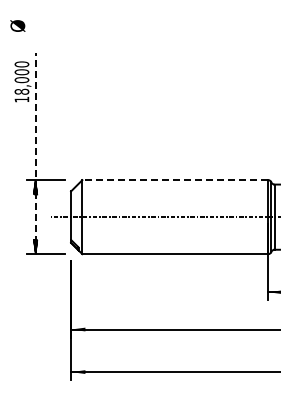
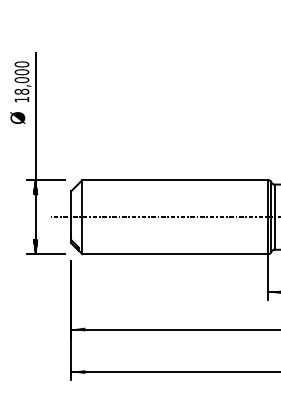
text position: (17, 25) -> (17, 117) (17, 117)
line: dashed -> solid (35, 153)
line: dashed -> solid (175, 180)
